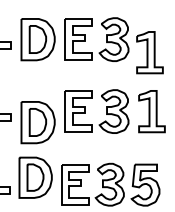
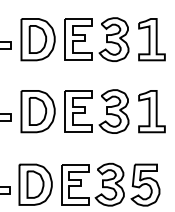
part position: (149, 52) -> (151, 39) (151, 39)
part position: (37, 122) -> (37, 111) (37, 111)
part position: (35, 177) -> (35, 184) (35, 184)
